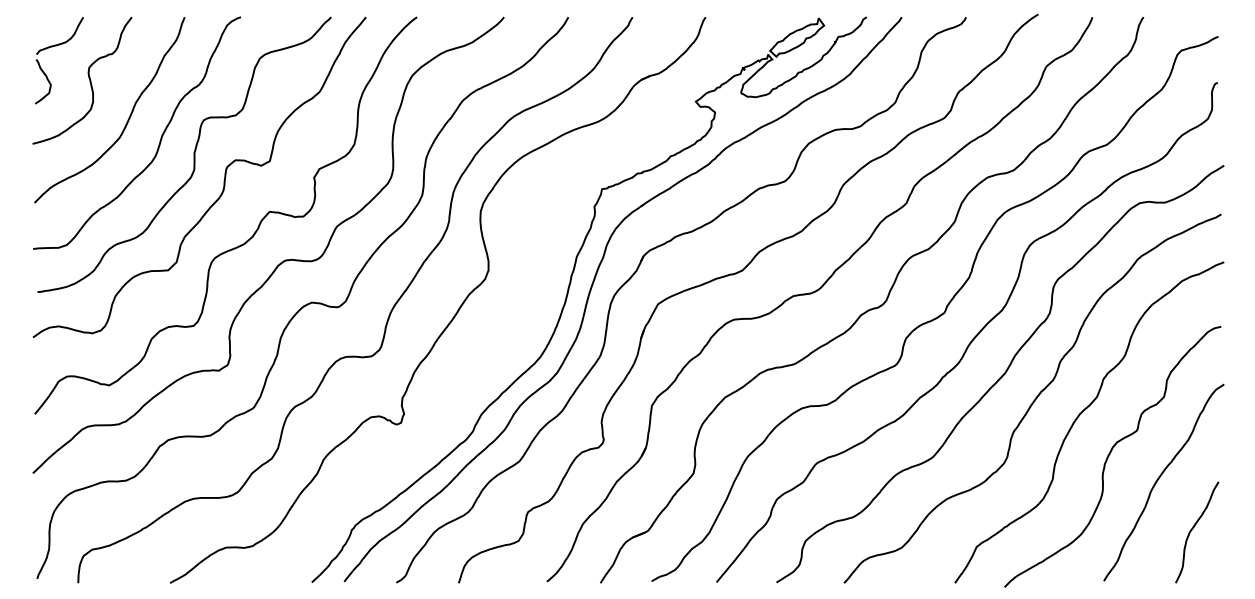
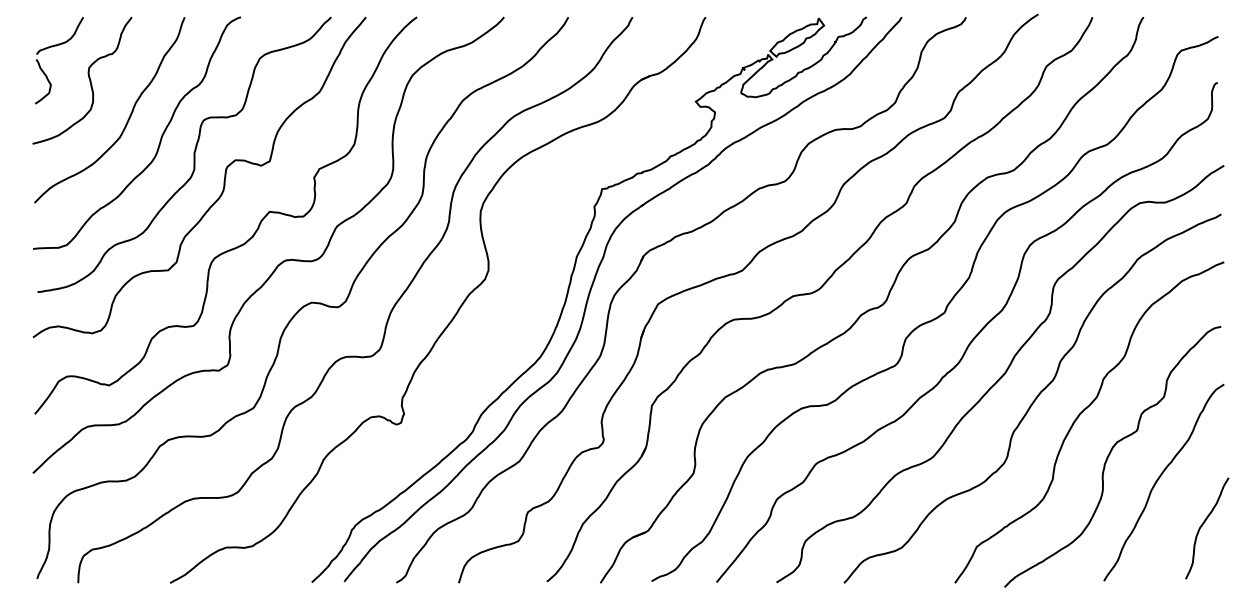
curve position: (1192, 530) -> (1202, 526) (1202, 526)
